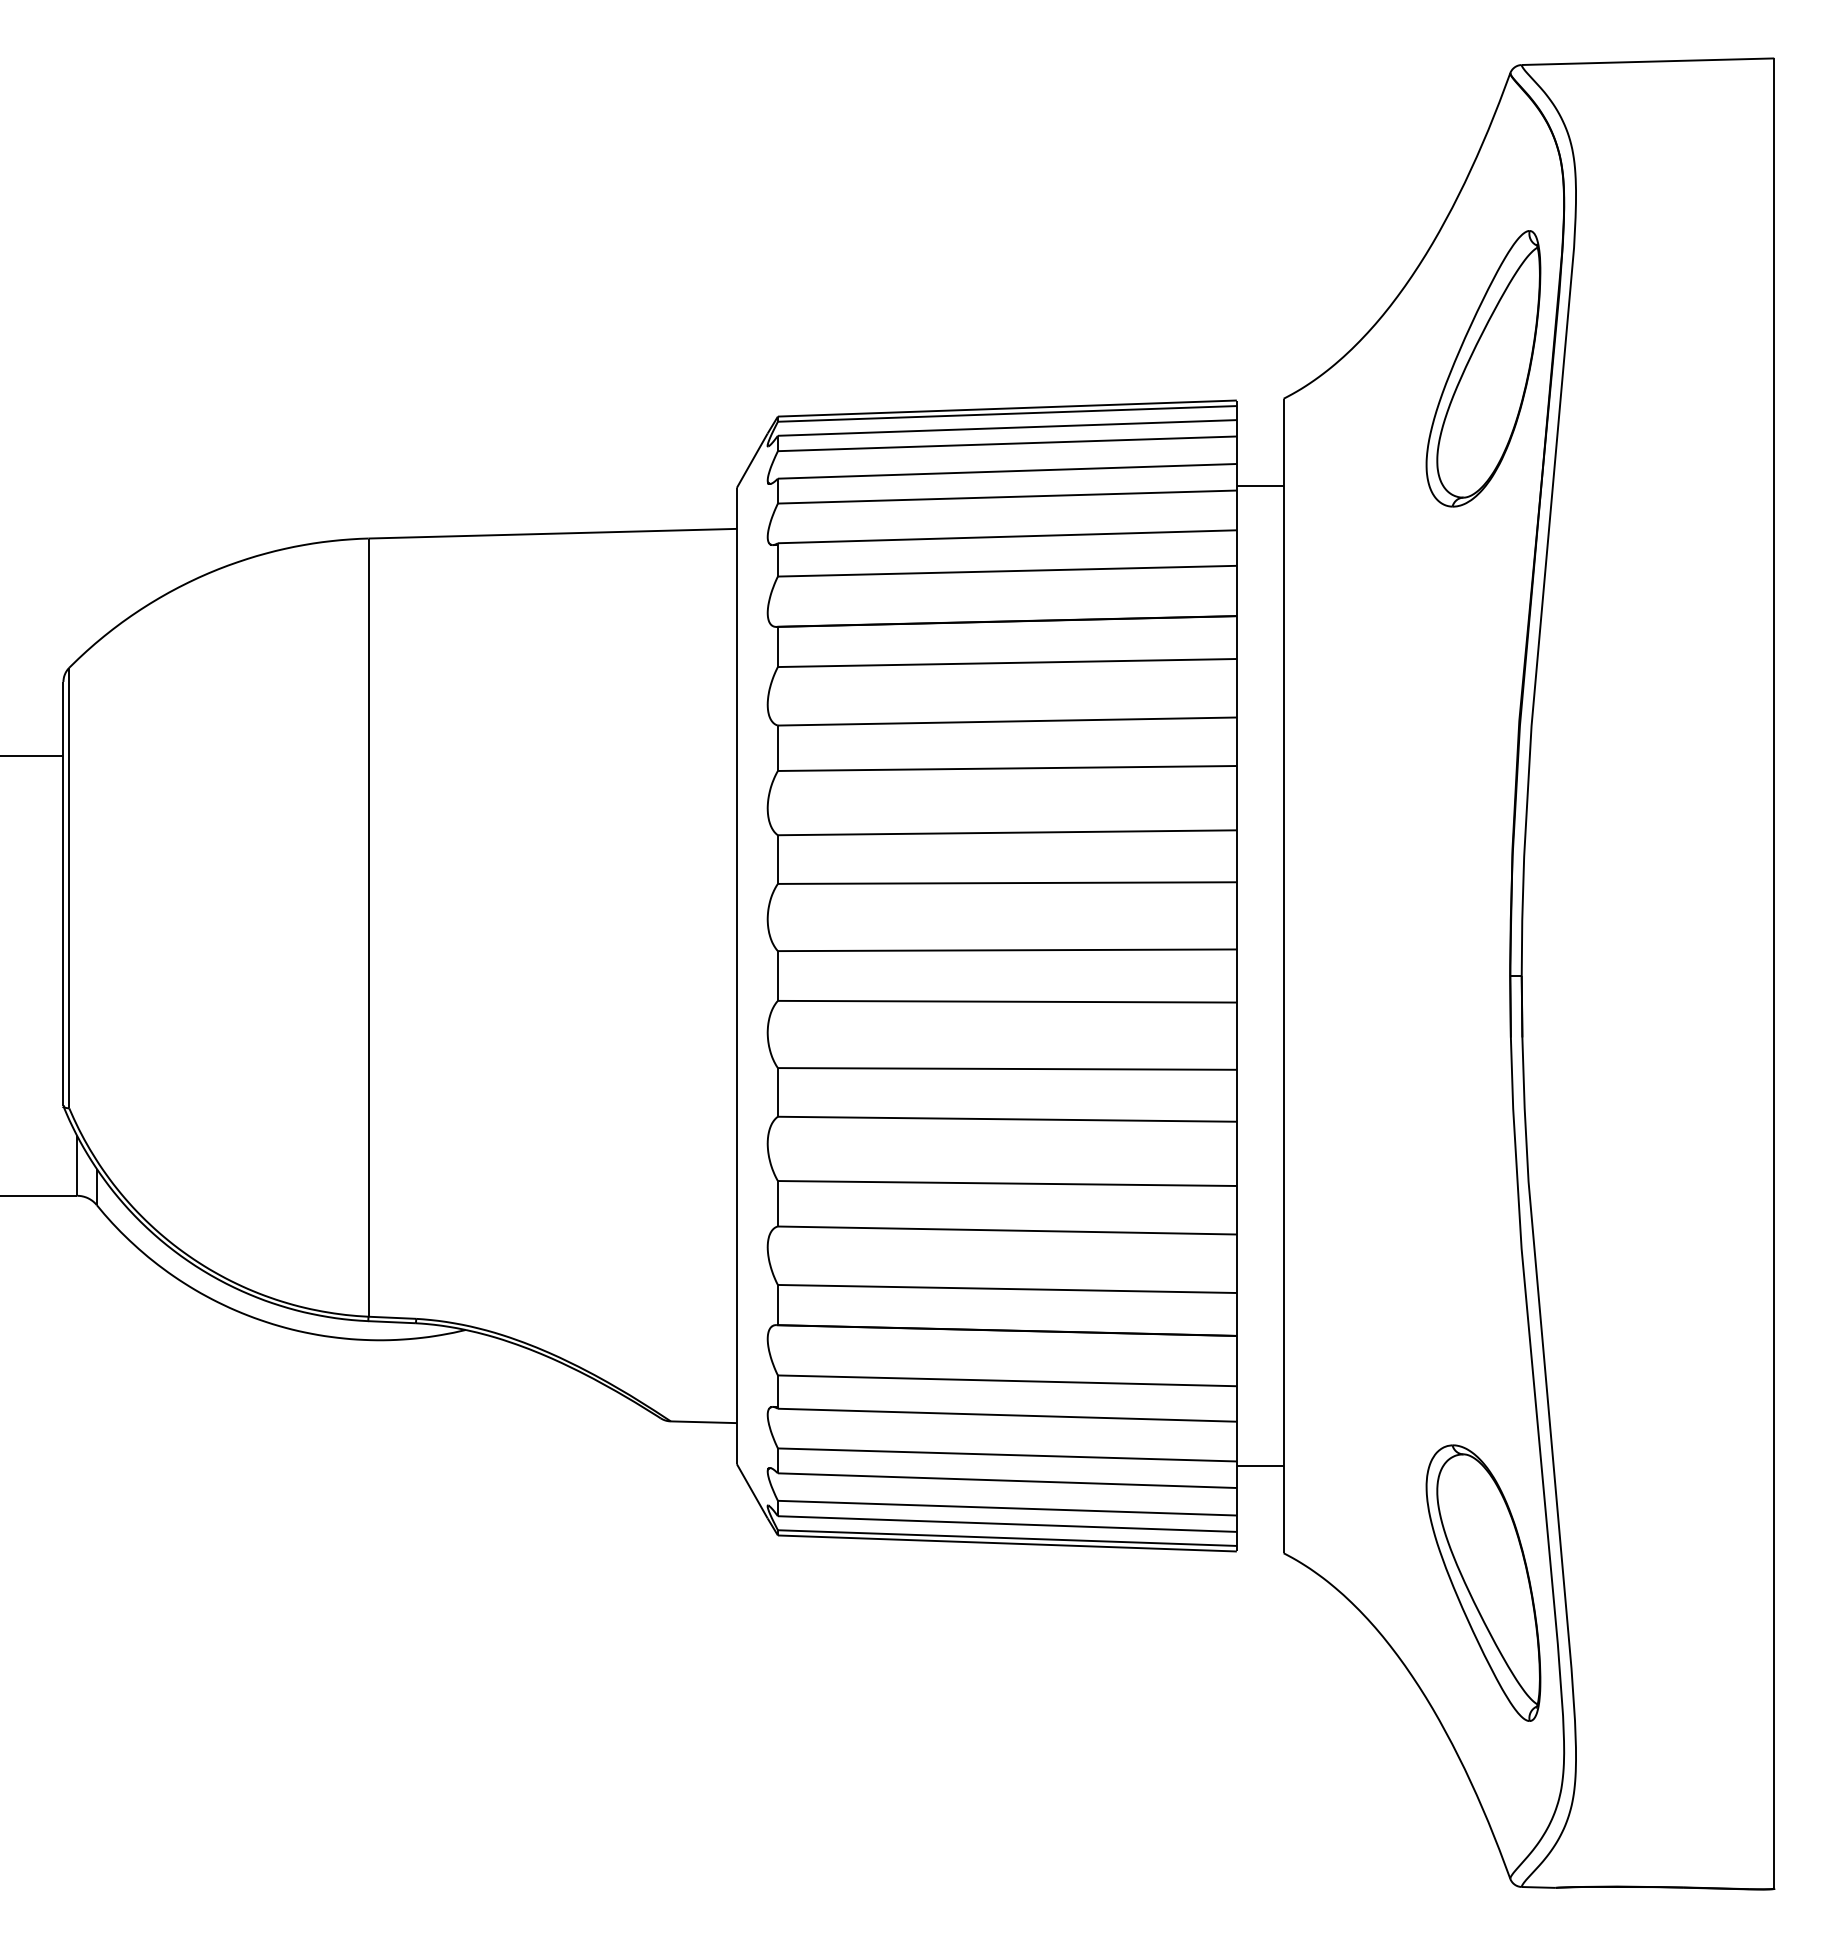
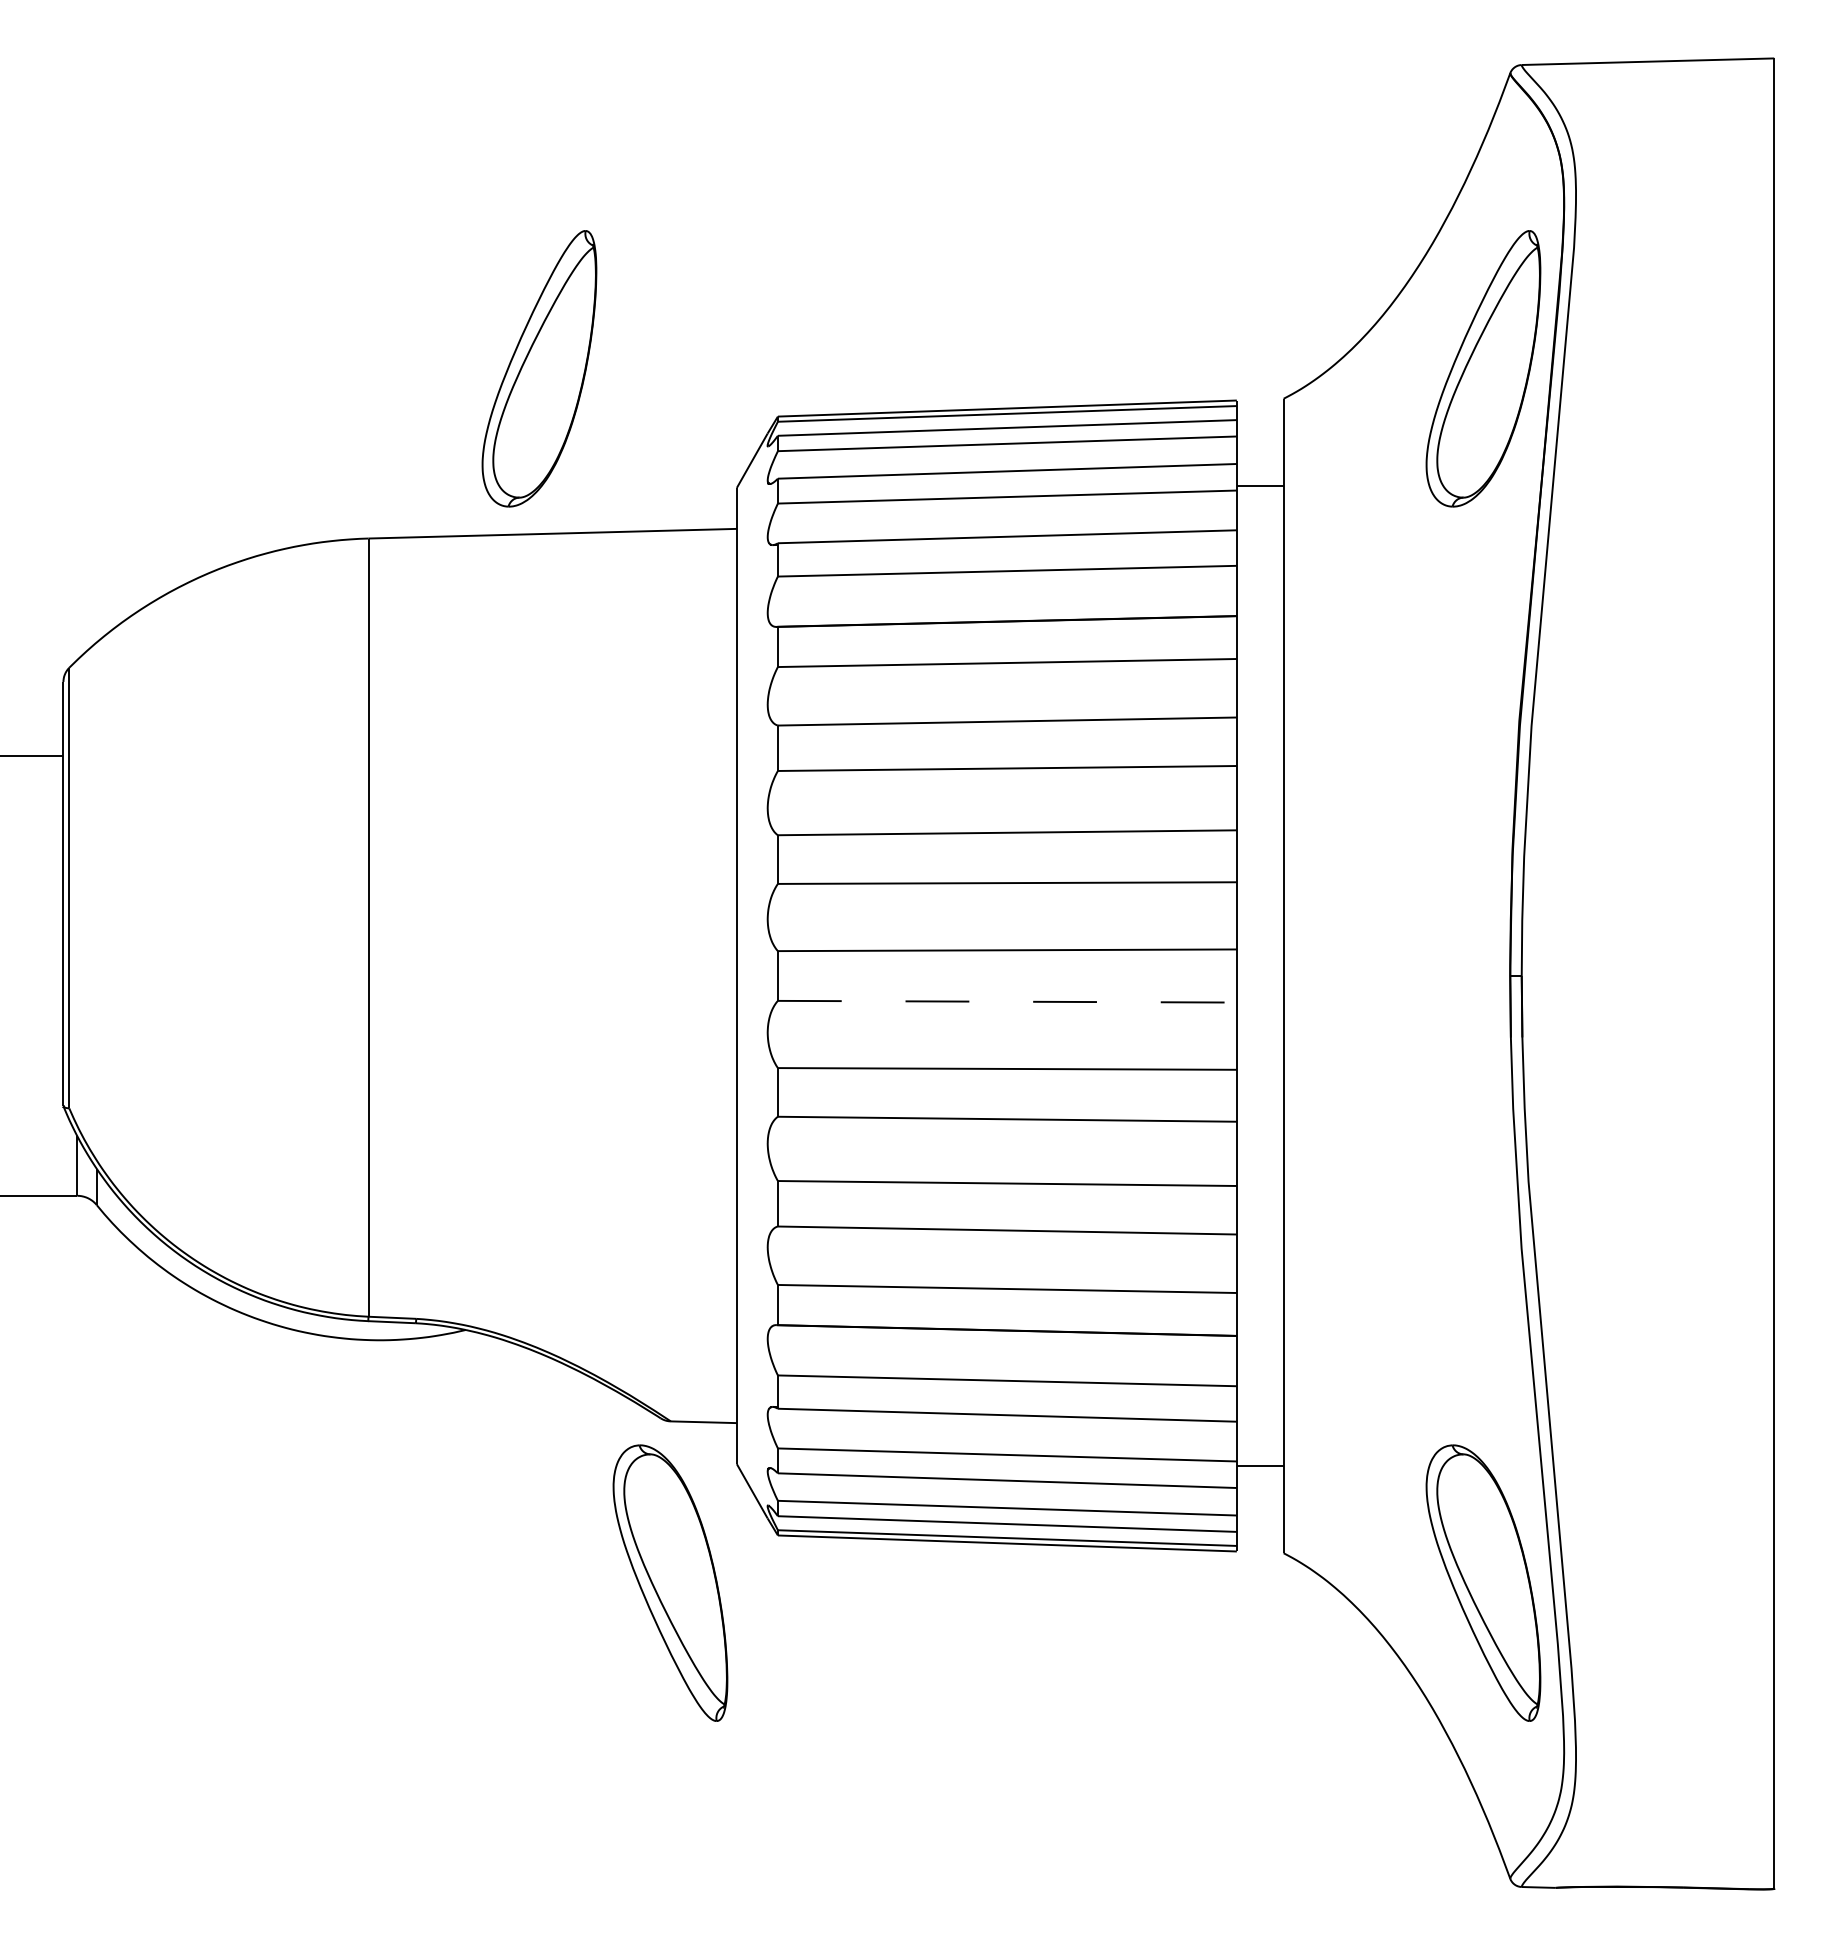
part: none -> present (539, 368)
line: solid -> dashed (1007, 1001)
part: none -> present (670, 1582)
